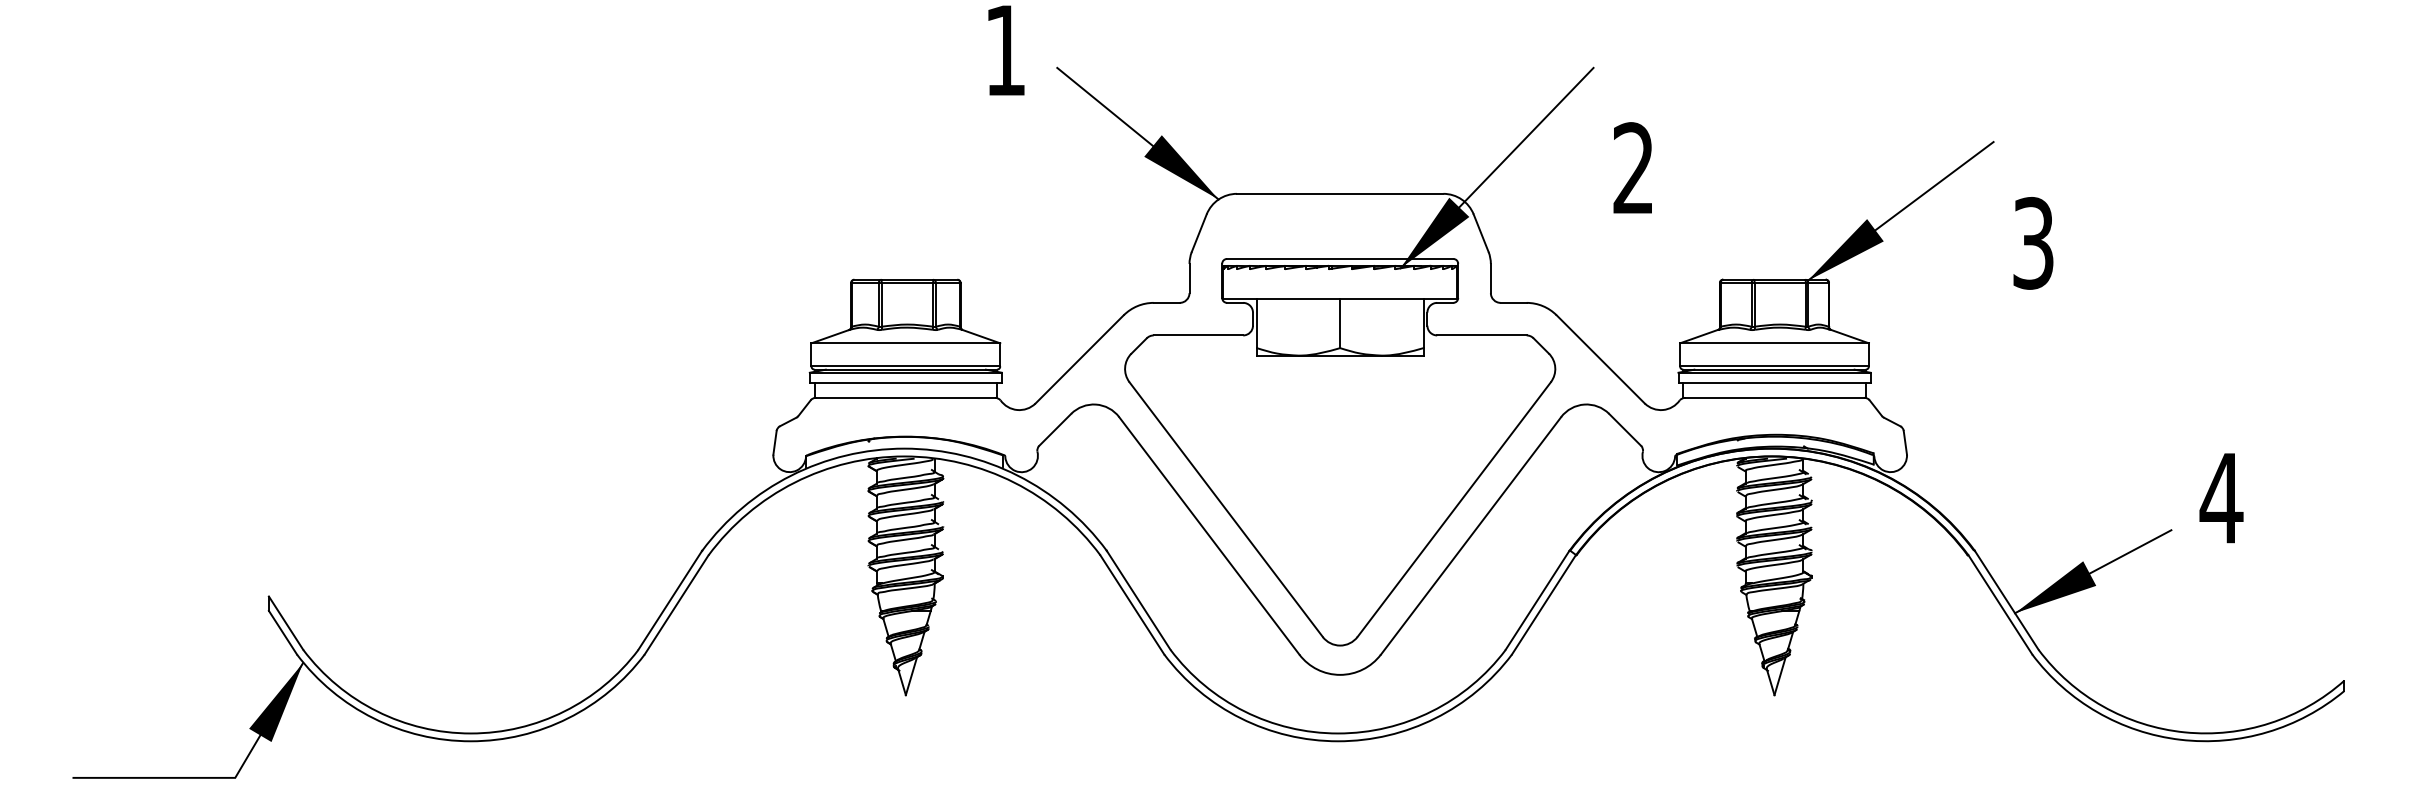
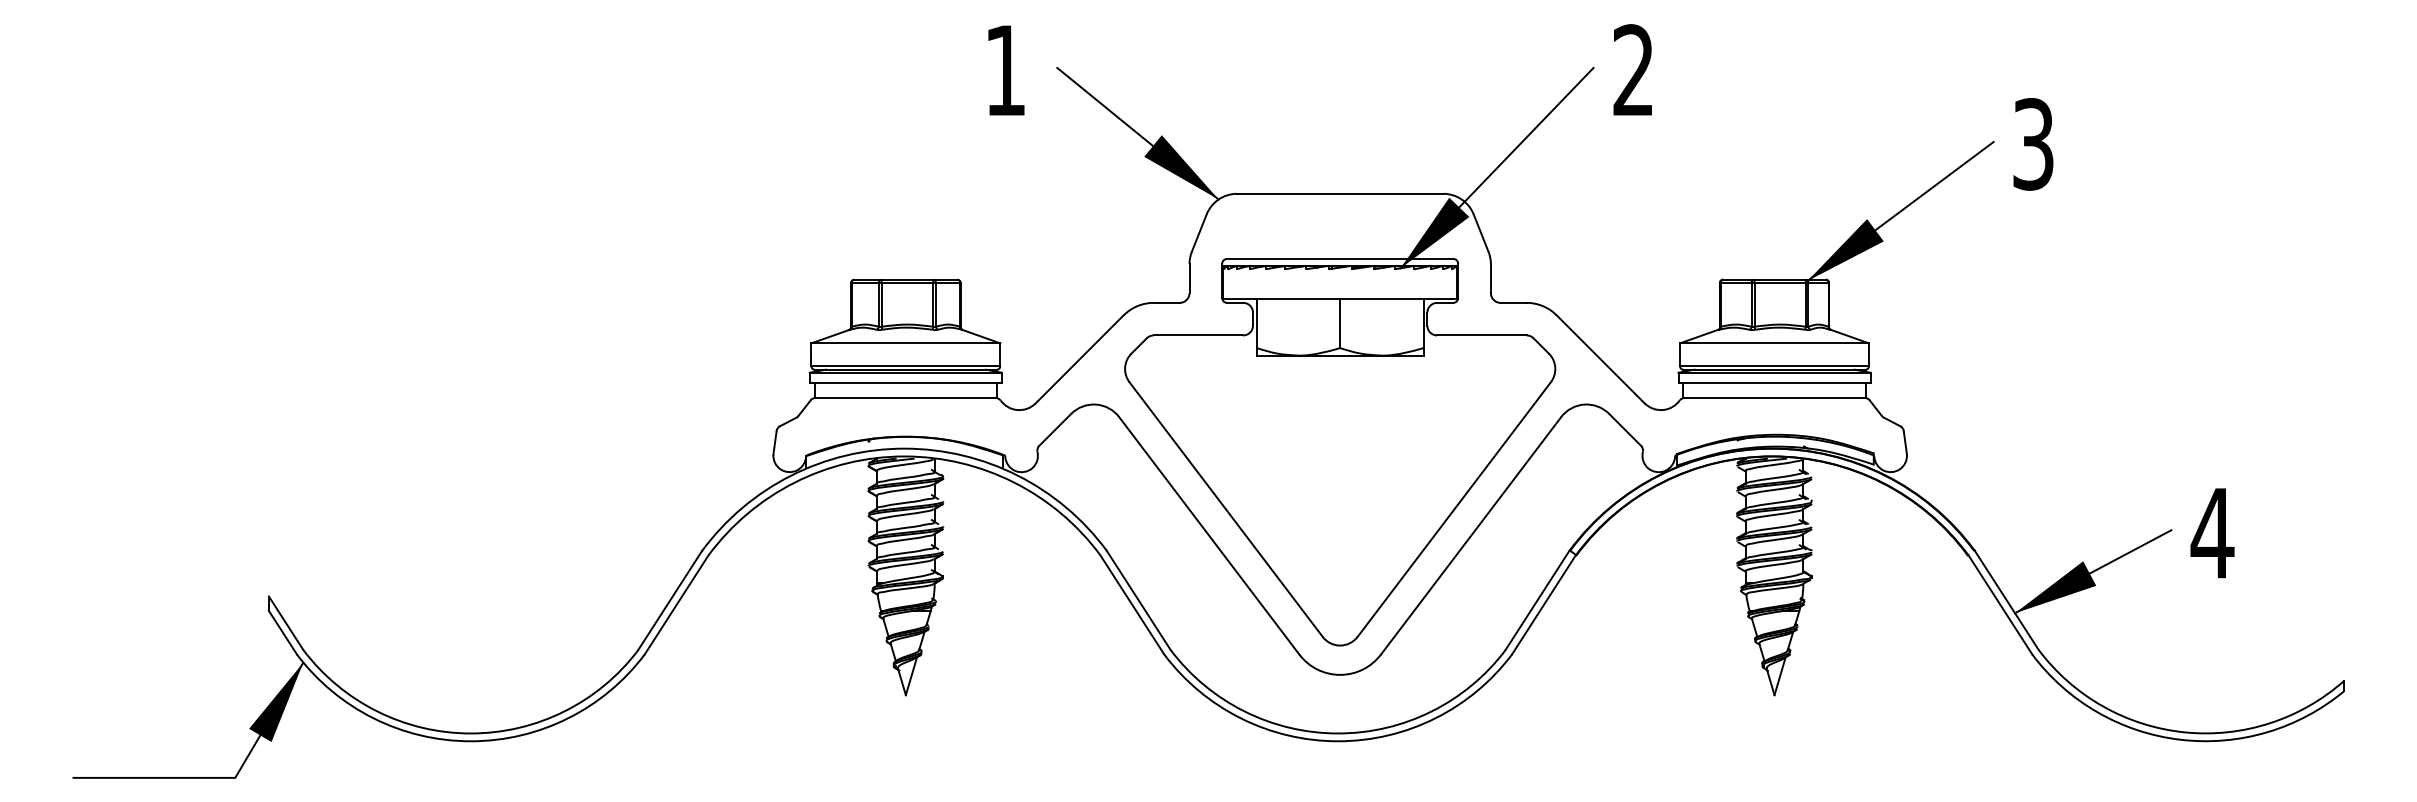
text position: (1006, 50) -> (1006, 70) (1006, 70)
text position: (1632, 167) -> (1632, 69) (1632, 69)
text position: (2033, 243) -> (2033, 144) (2033, 144)
text position: (2221, 498) -> (2212, 533) (2212, 533)
